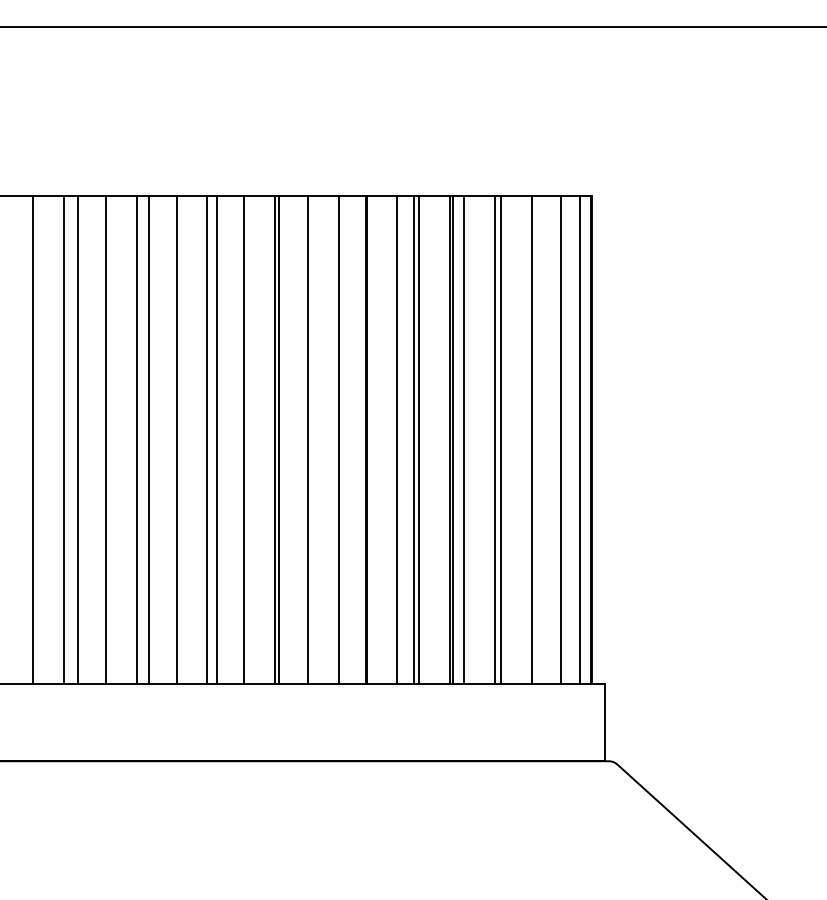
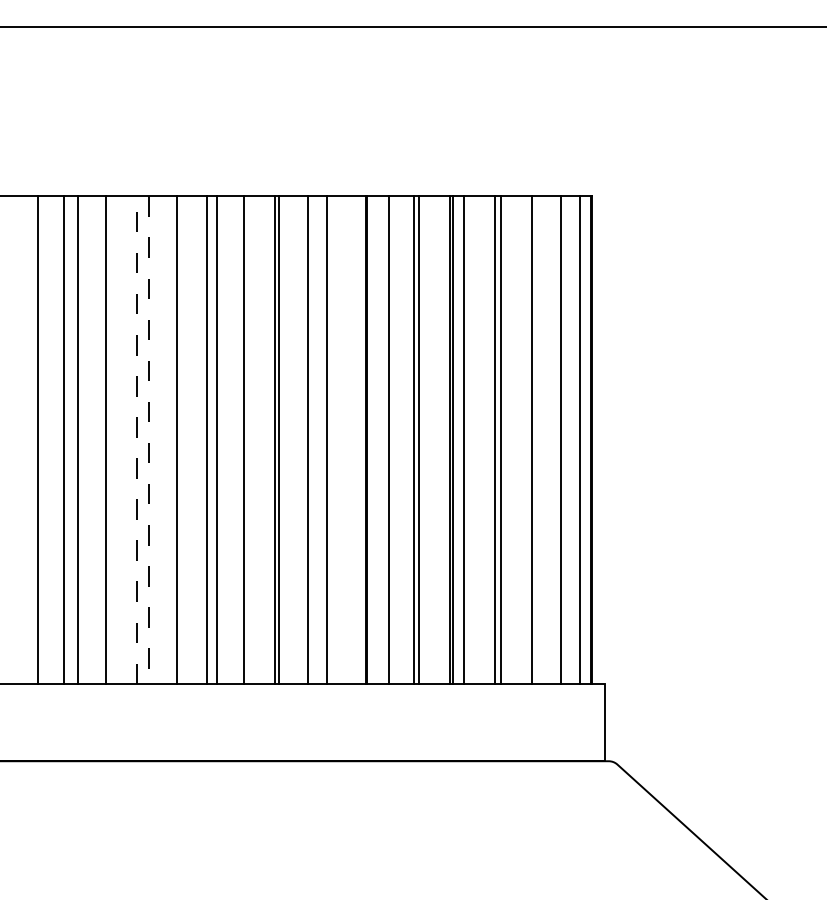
line position: (32, 440) -> (37, 440) (37, 440)
line: solid -> dashed (136, 440)
line: solid -> dashed (149, 440)
line position: (339, 440) -> (327, 440) (327, 440)
line position: (397, 440) -> (389, 440) (389, 440)
